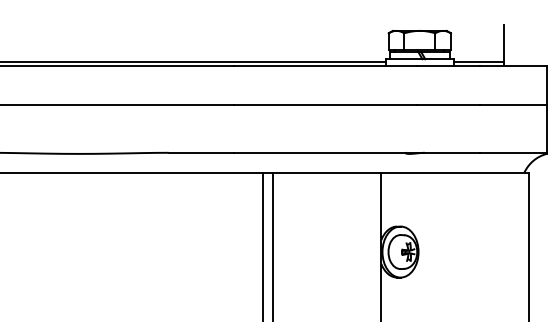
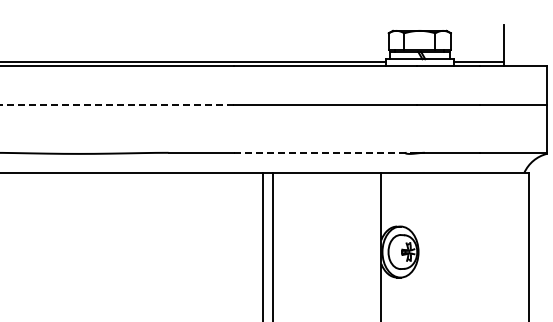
line: solid -> dashed (117, 104)
line: solid -> dashed (325, 152)
